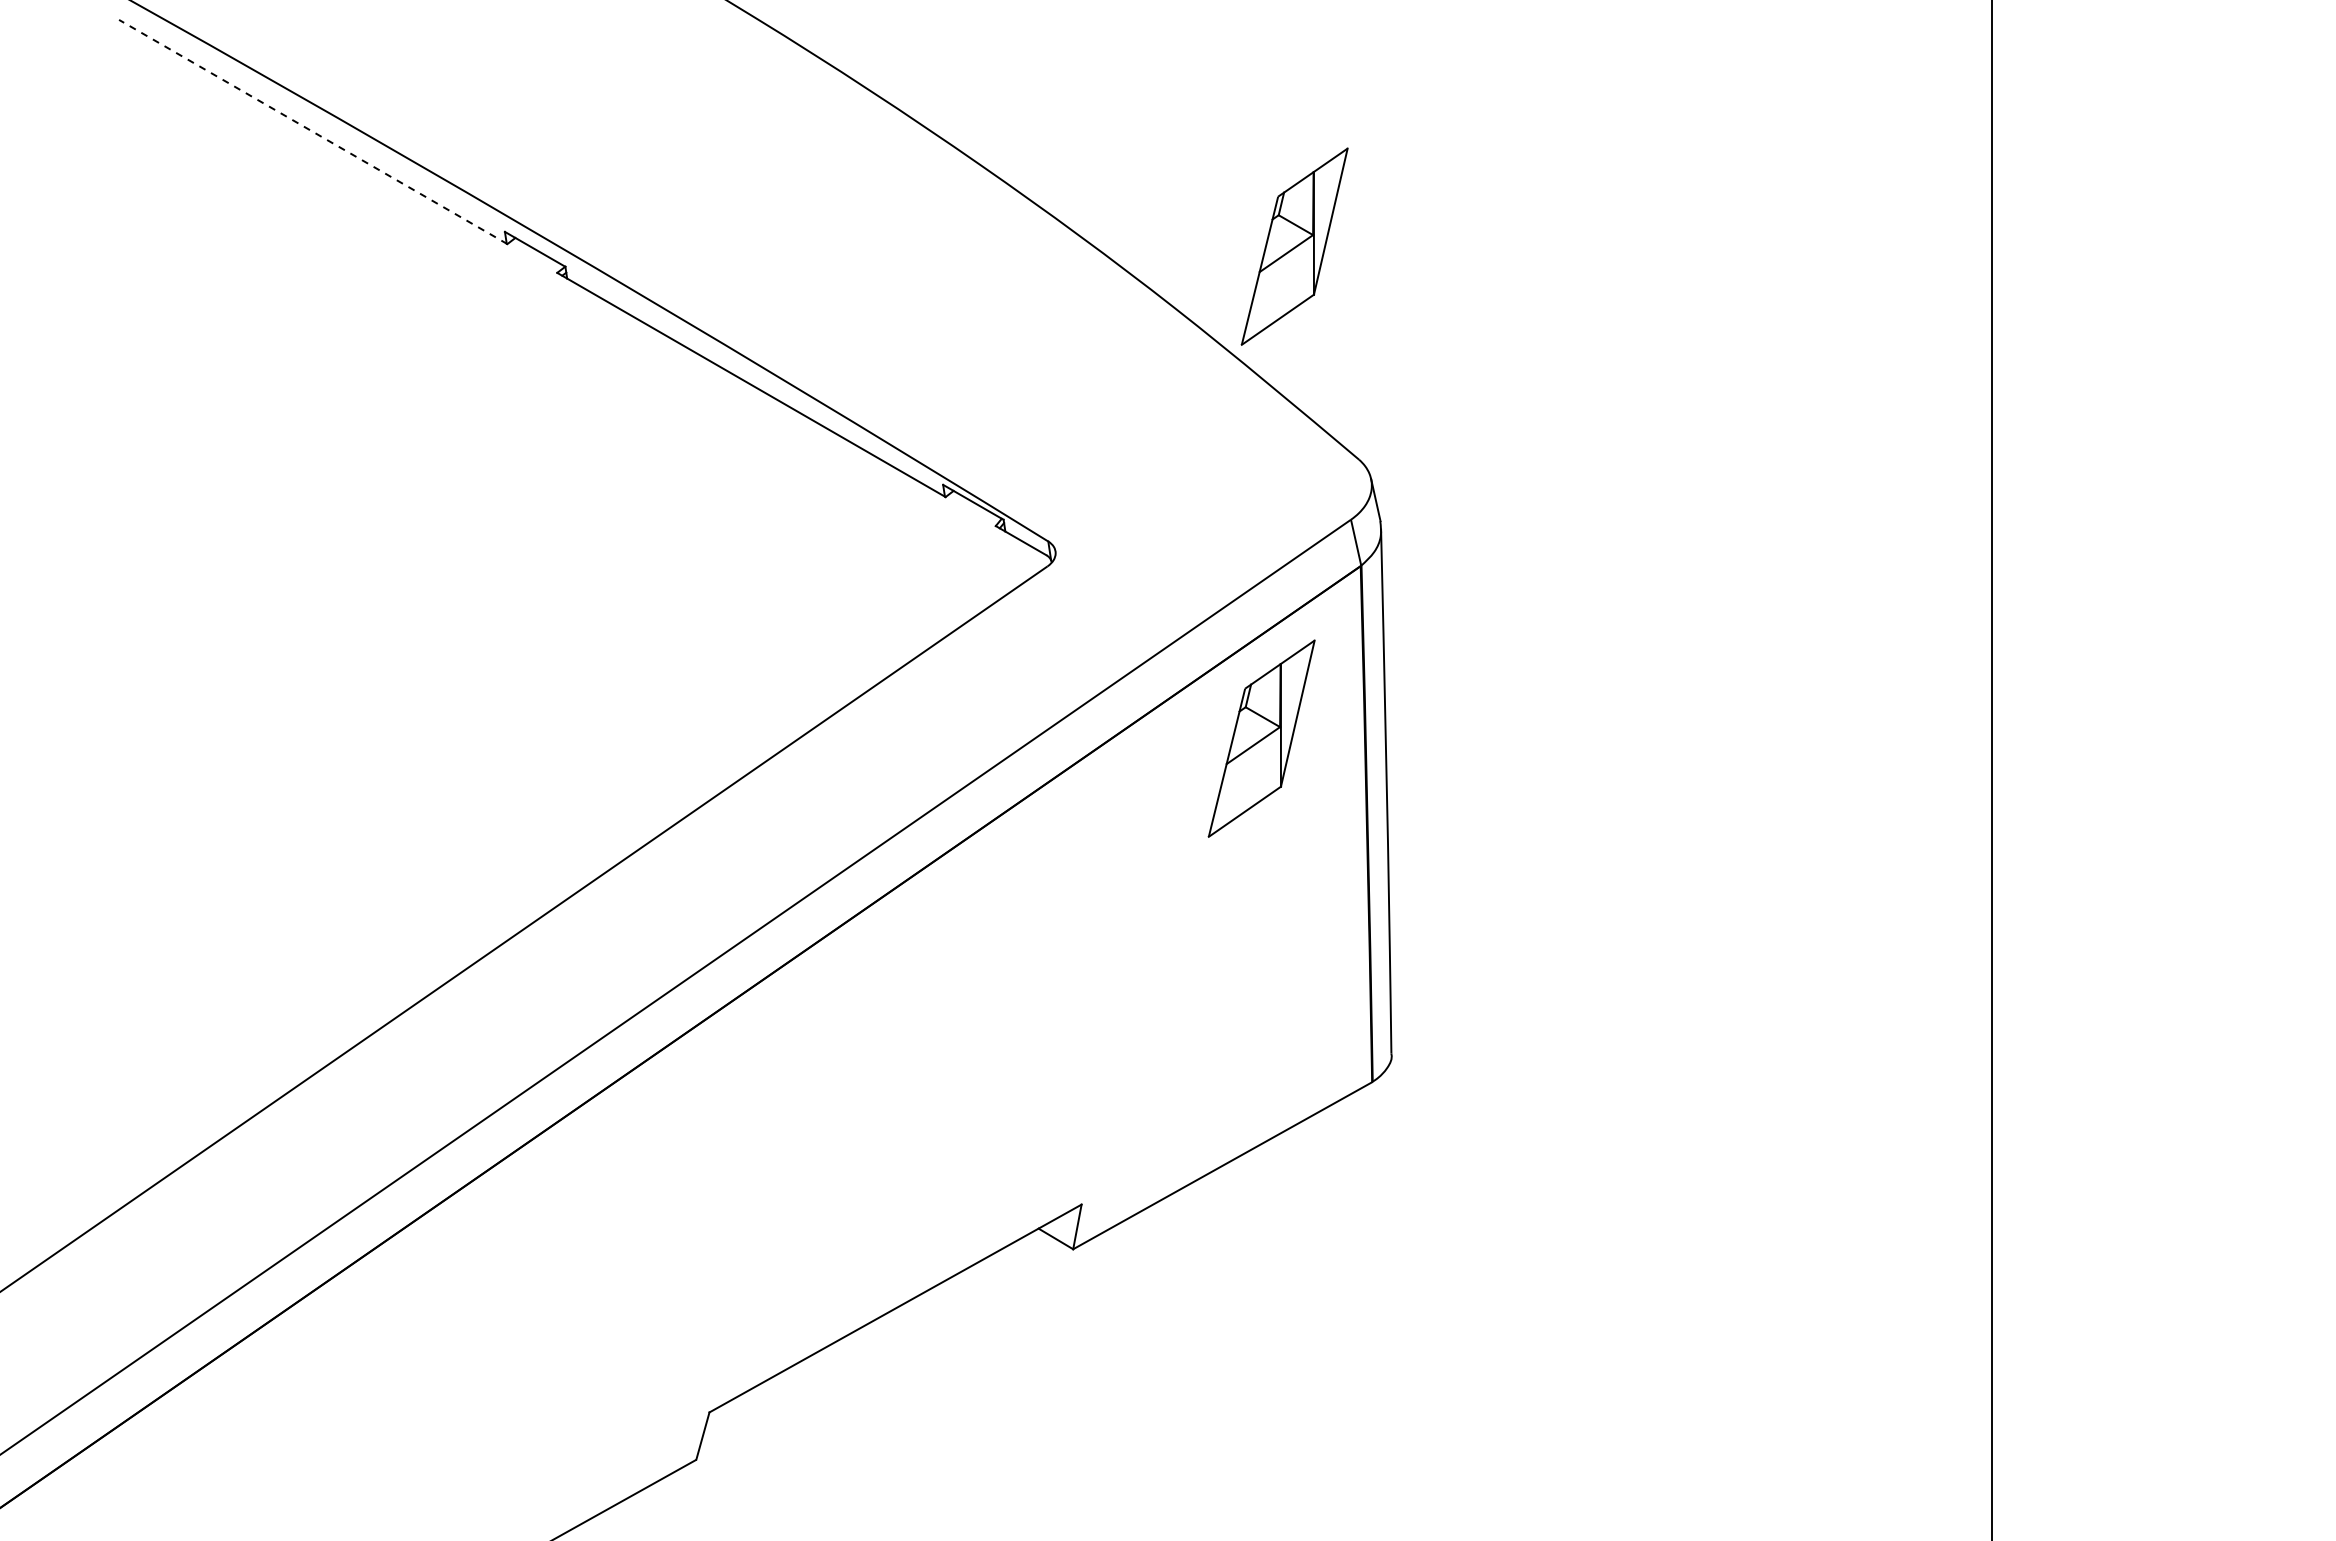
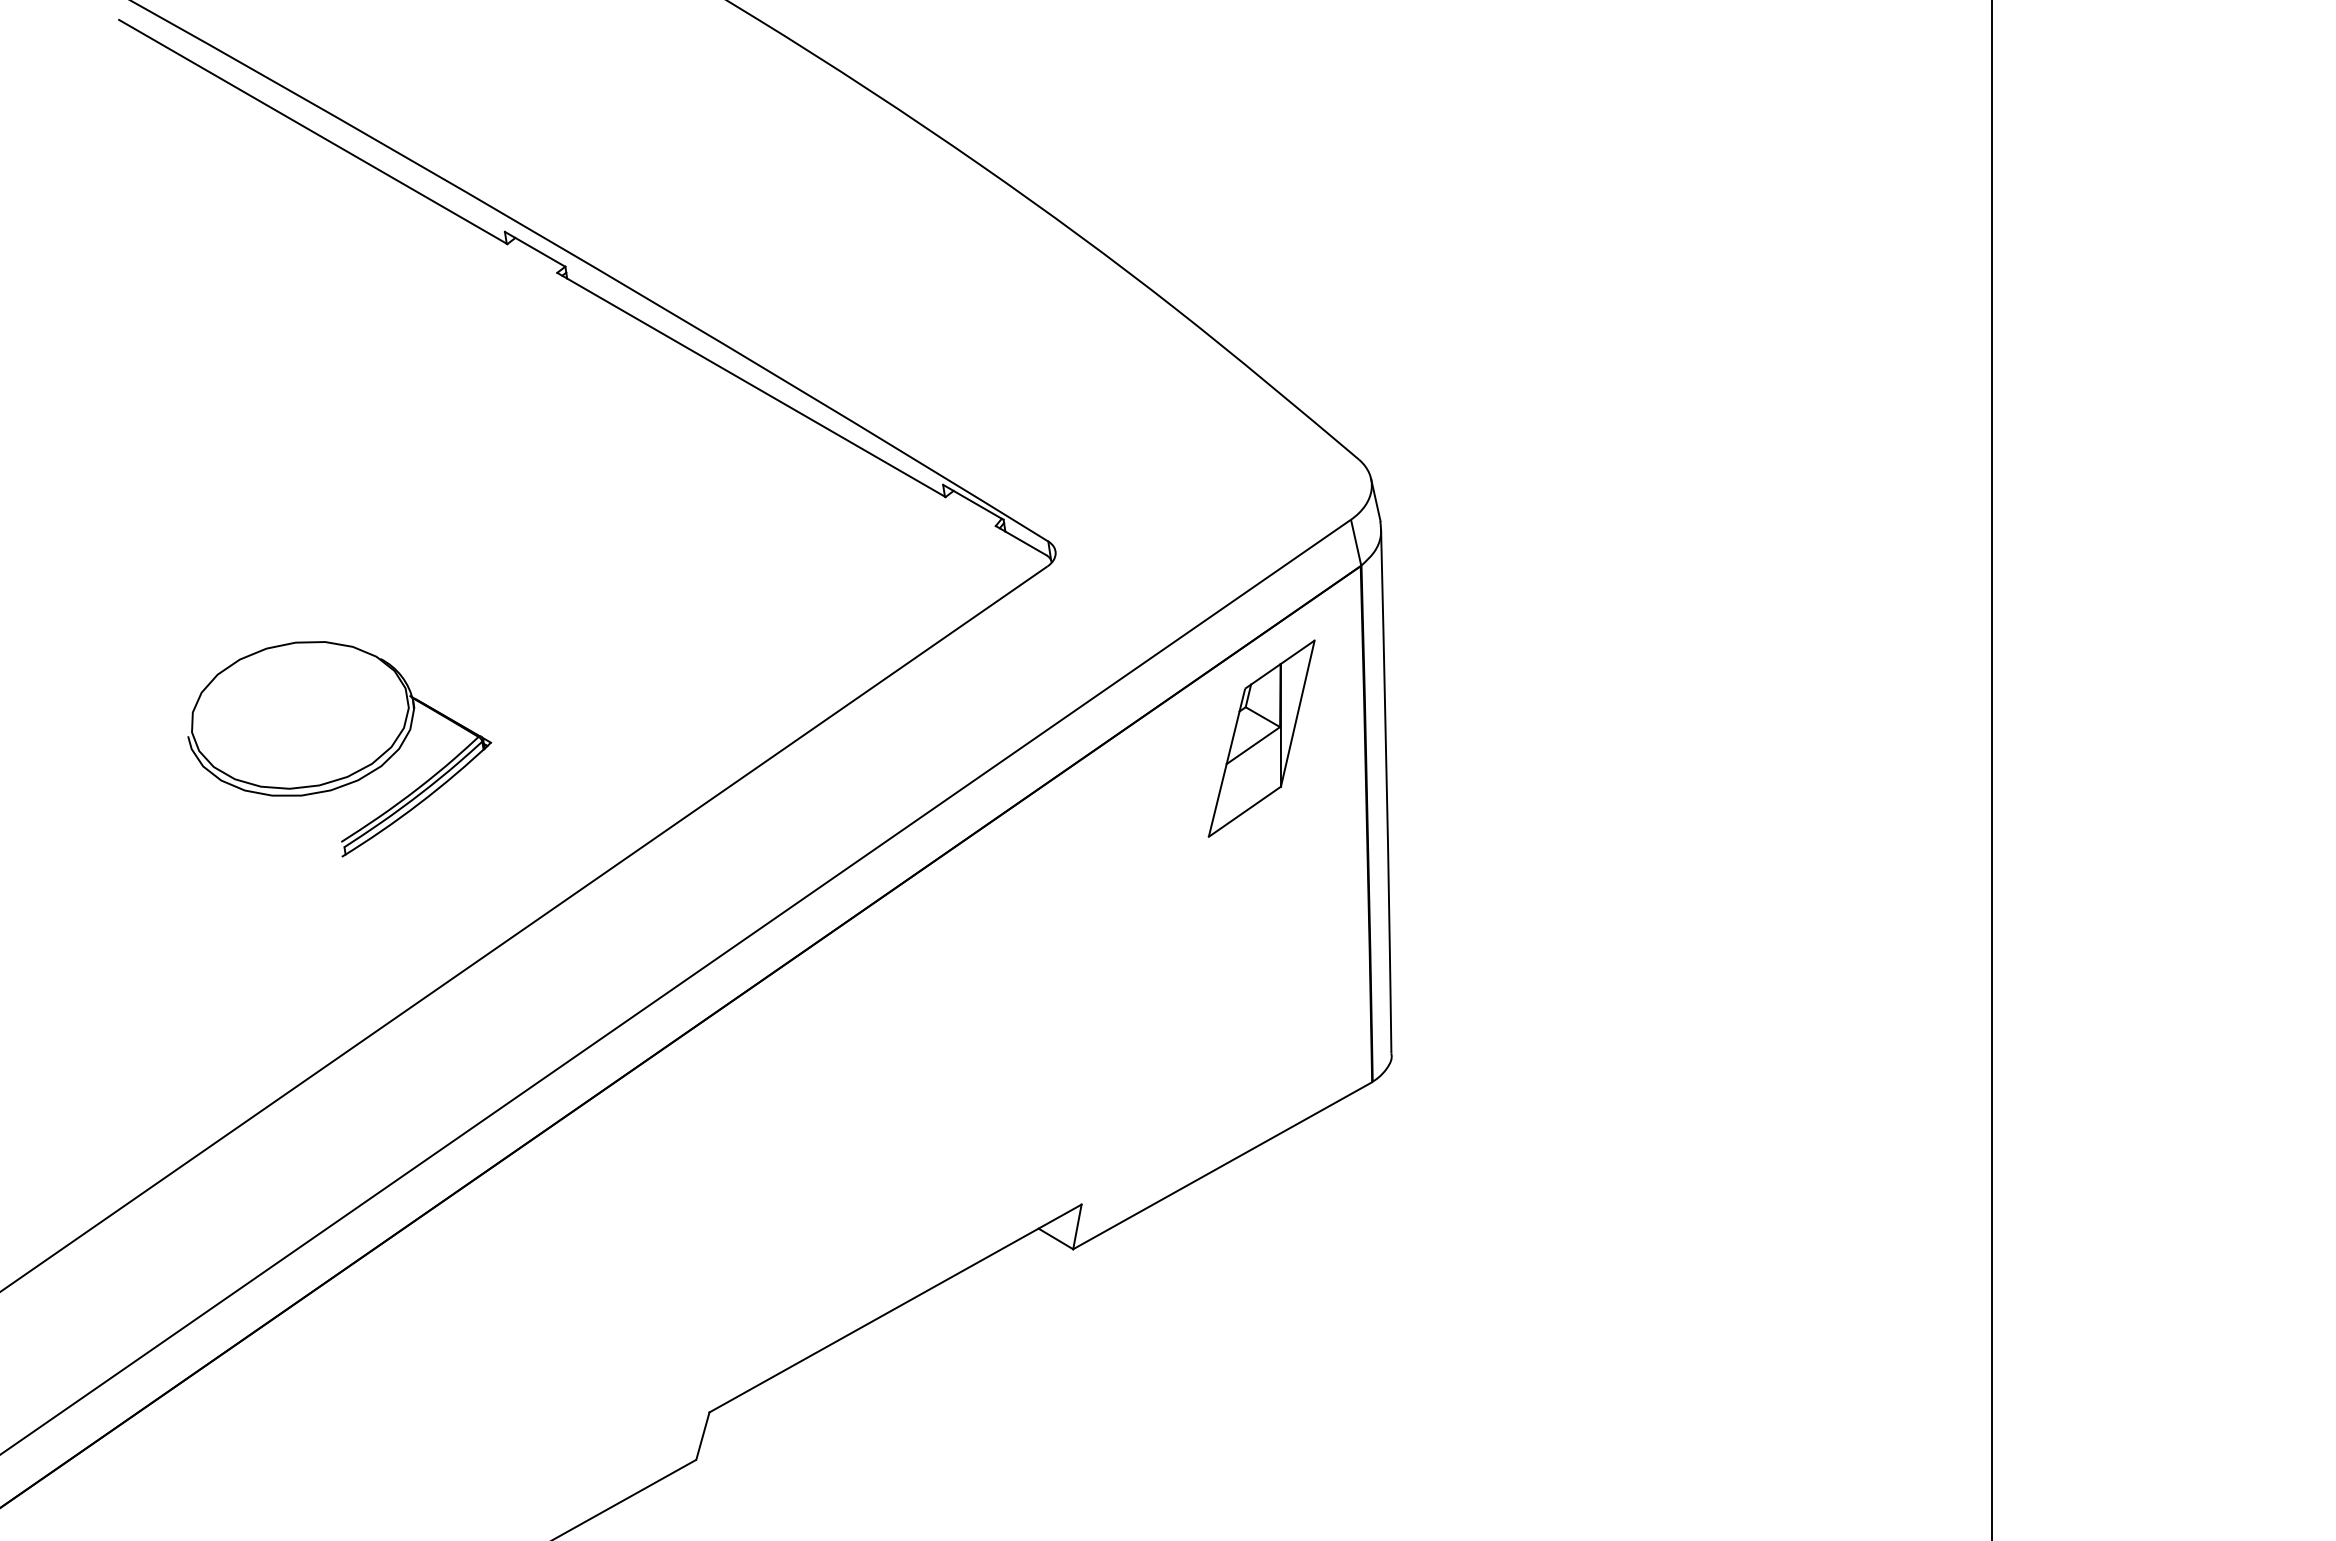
line: dashed -> solid (312, 131)
part: present -> none (1294, 246)
part: none -> present (339, 749)
